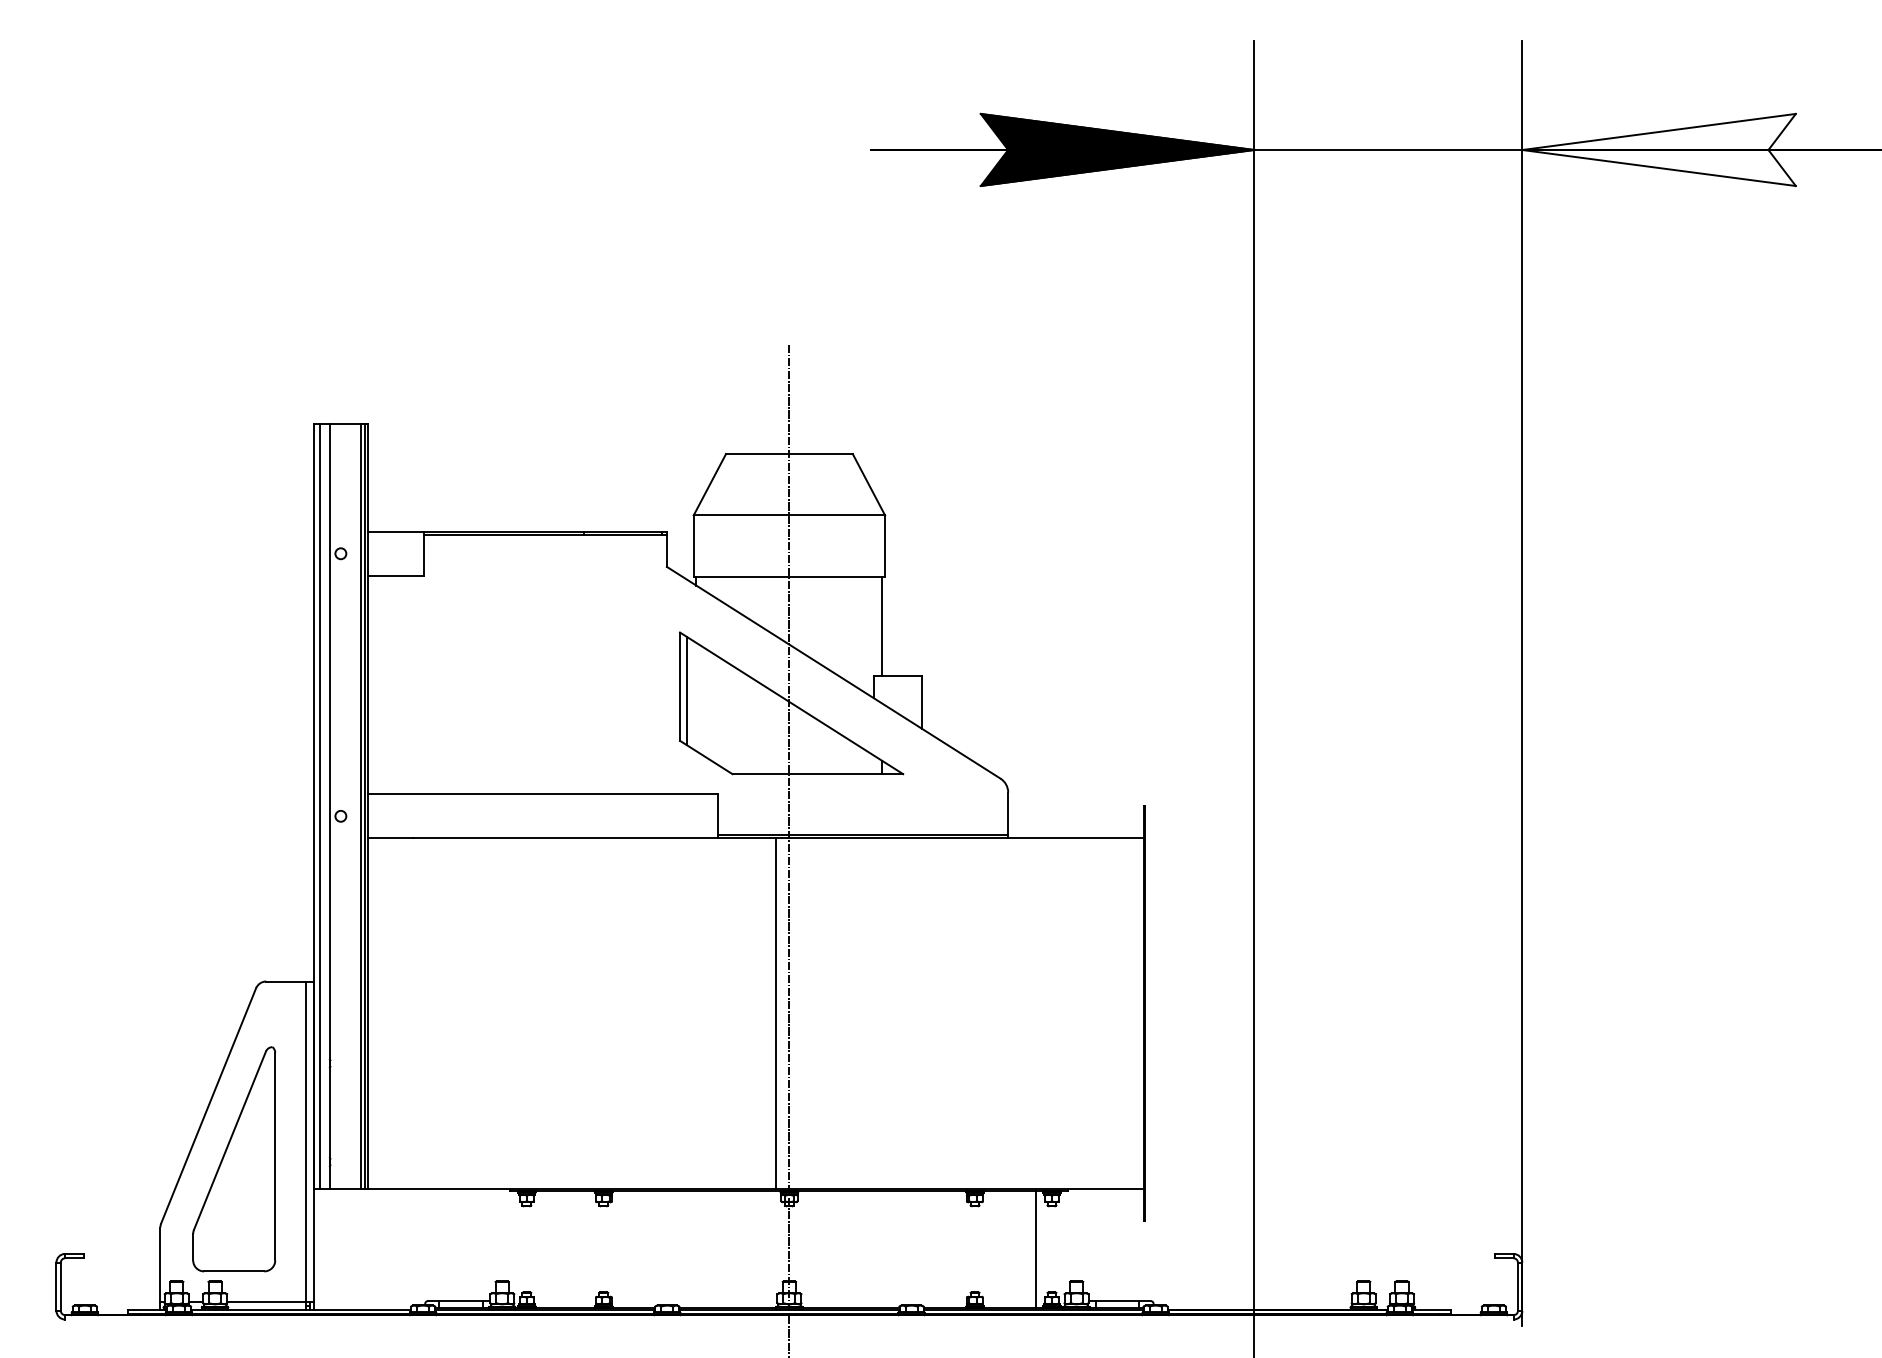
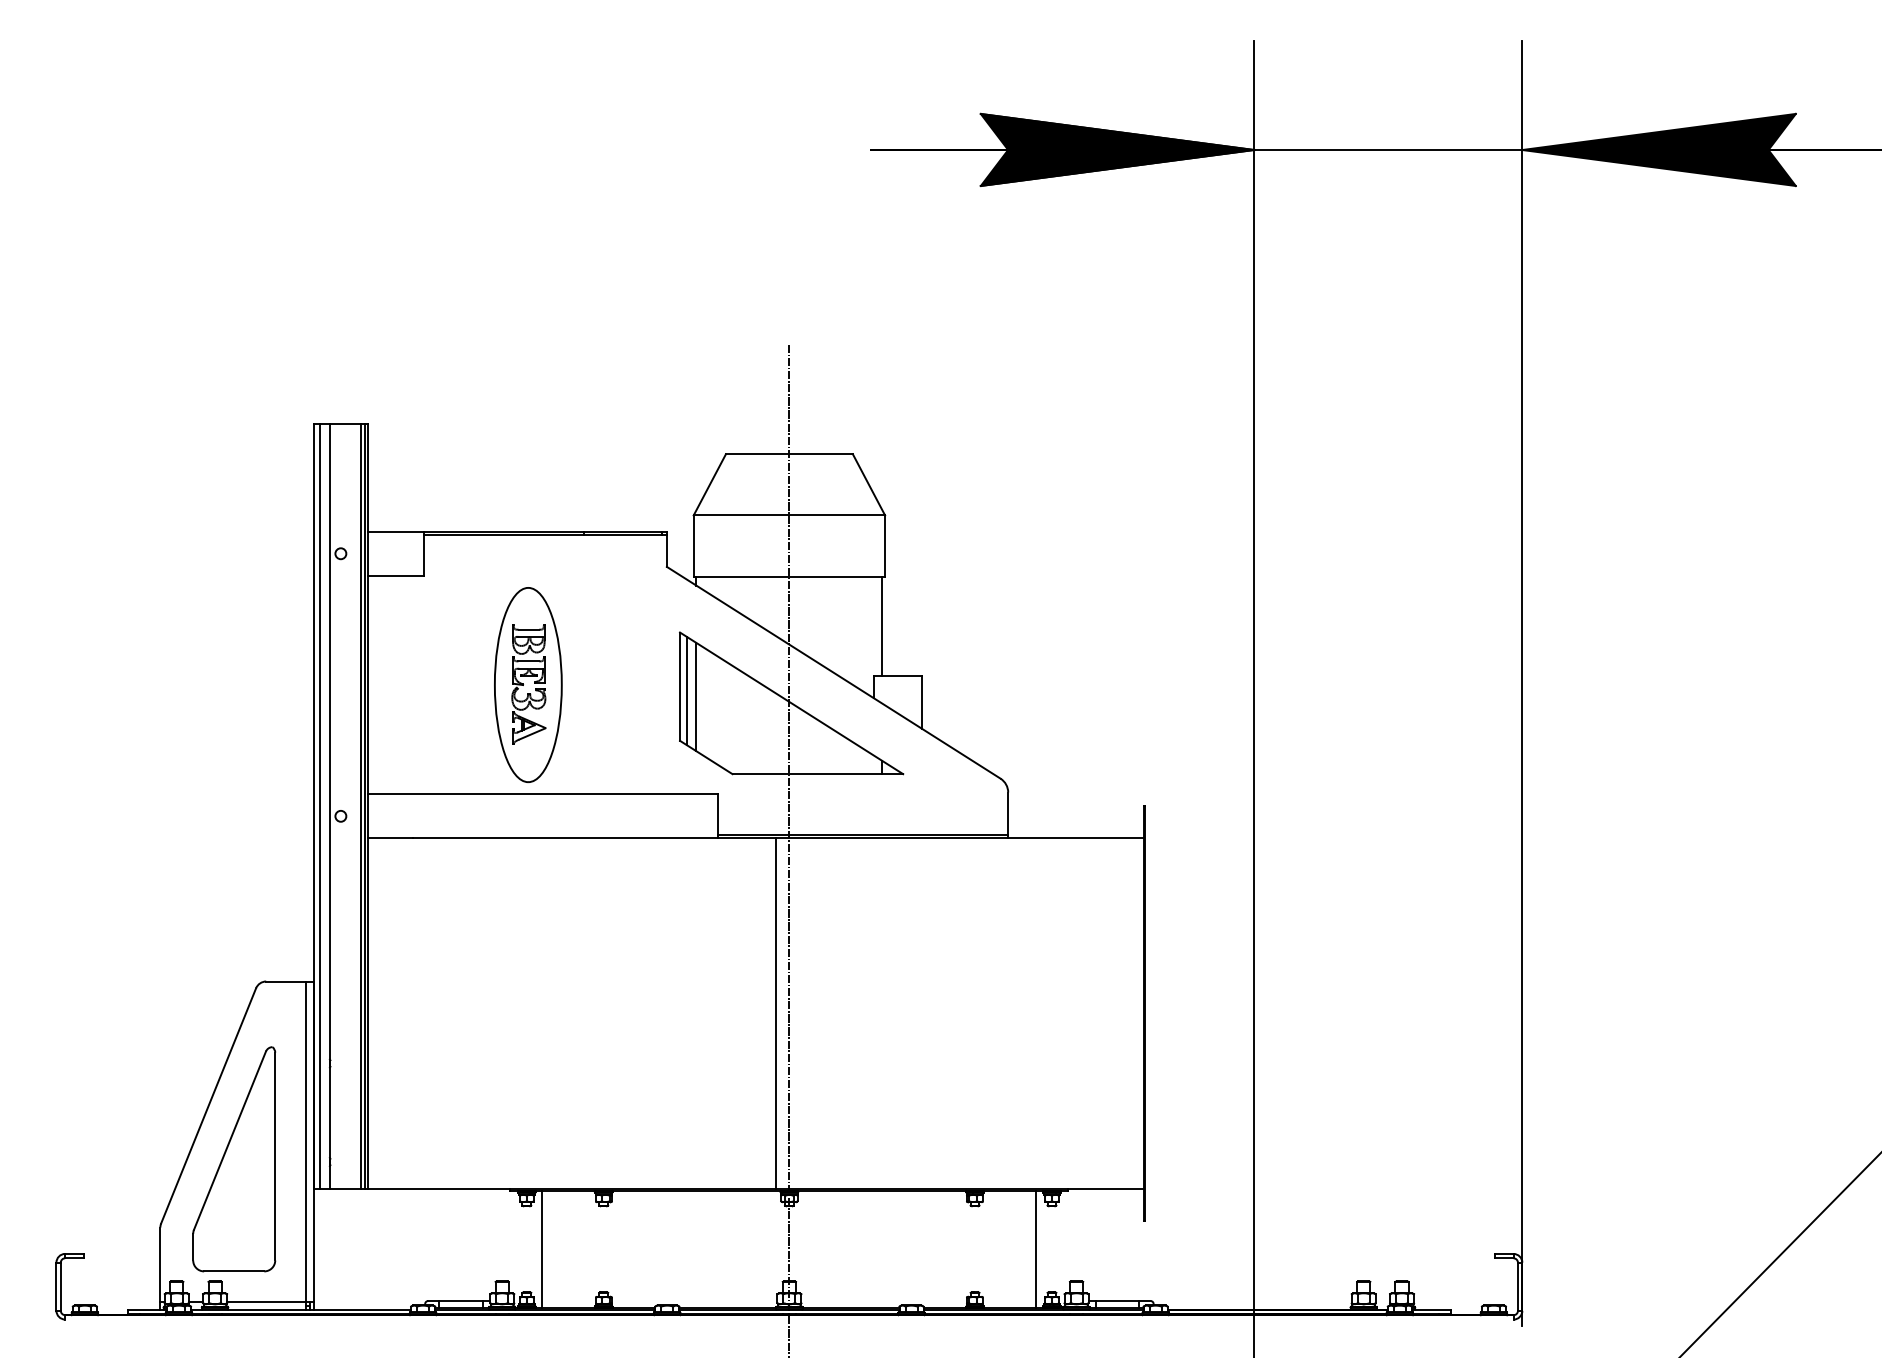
fill: none -> present (1658, 149)
part: none -> present (528, 684)
line: none -> present (696, 696)
line: none -> present (542, 1249)
line: none -> present (1780, 1254)
